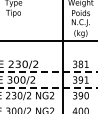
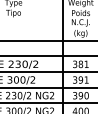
line: none -> present (48, 56)
line: dashed -> solid (49, 72)
line: dashed -> solid (49, 87)
line: none -> present (48, 103)
